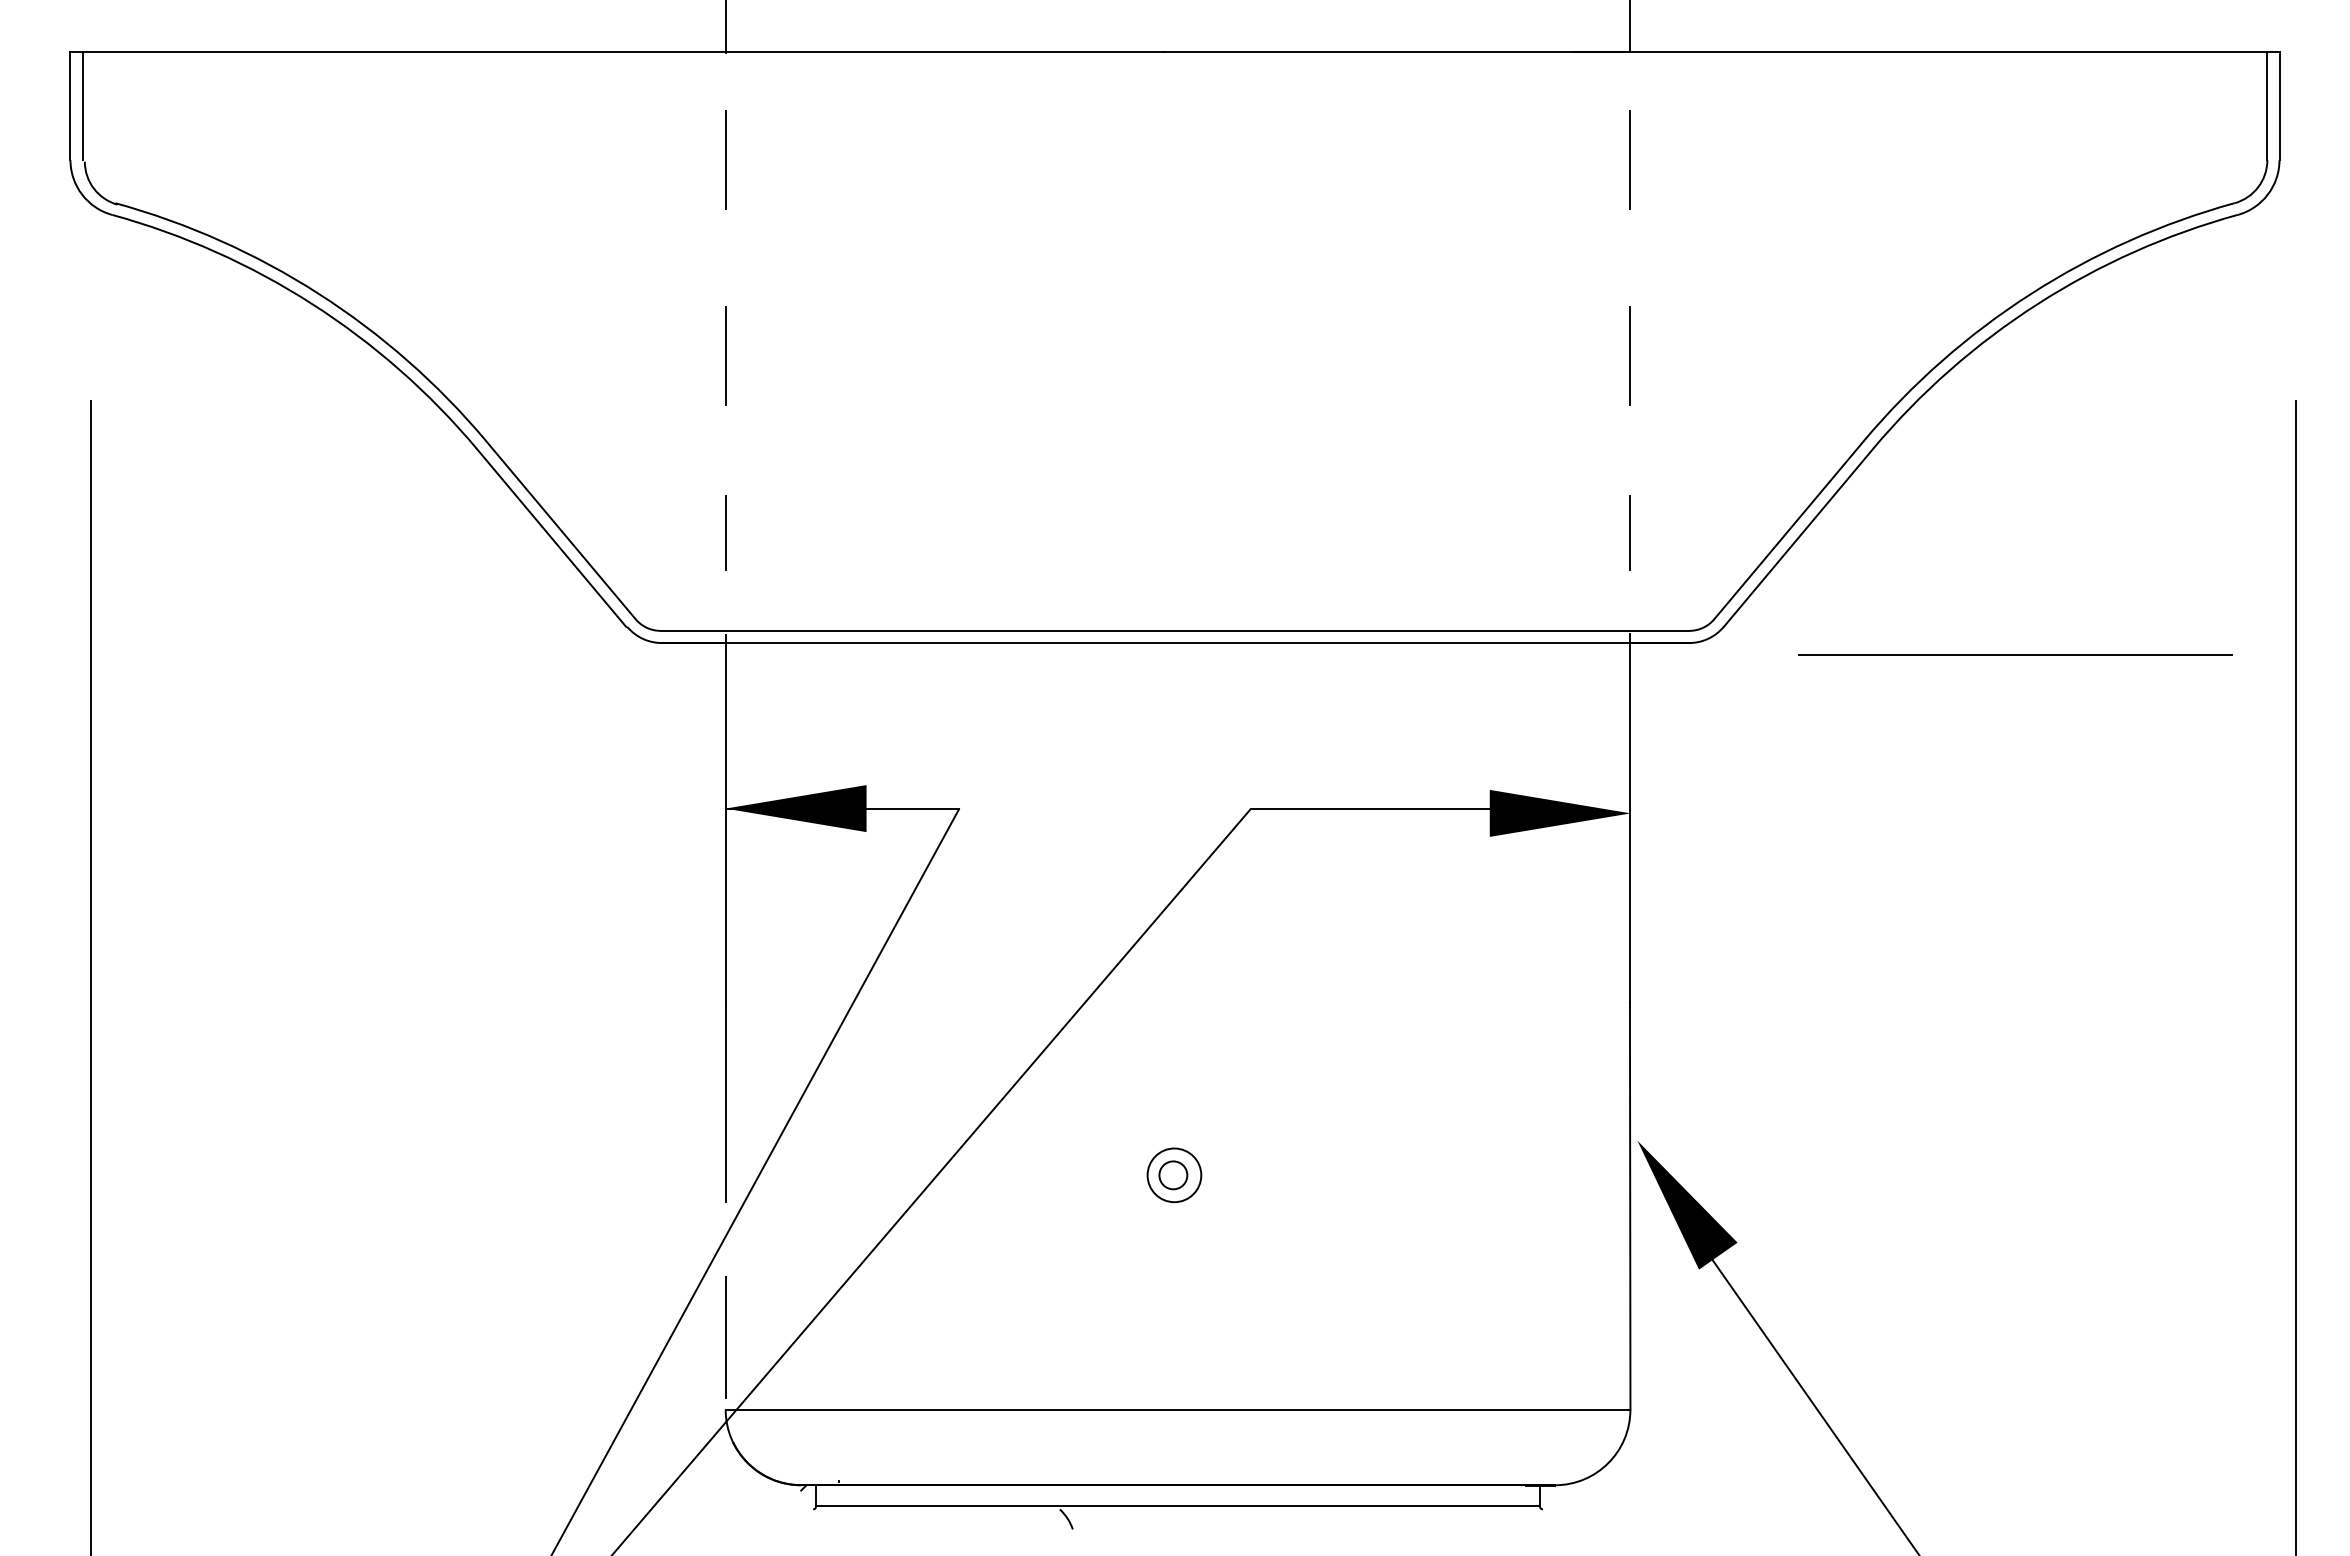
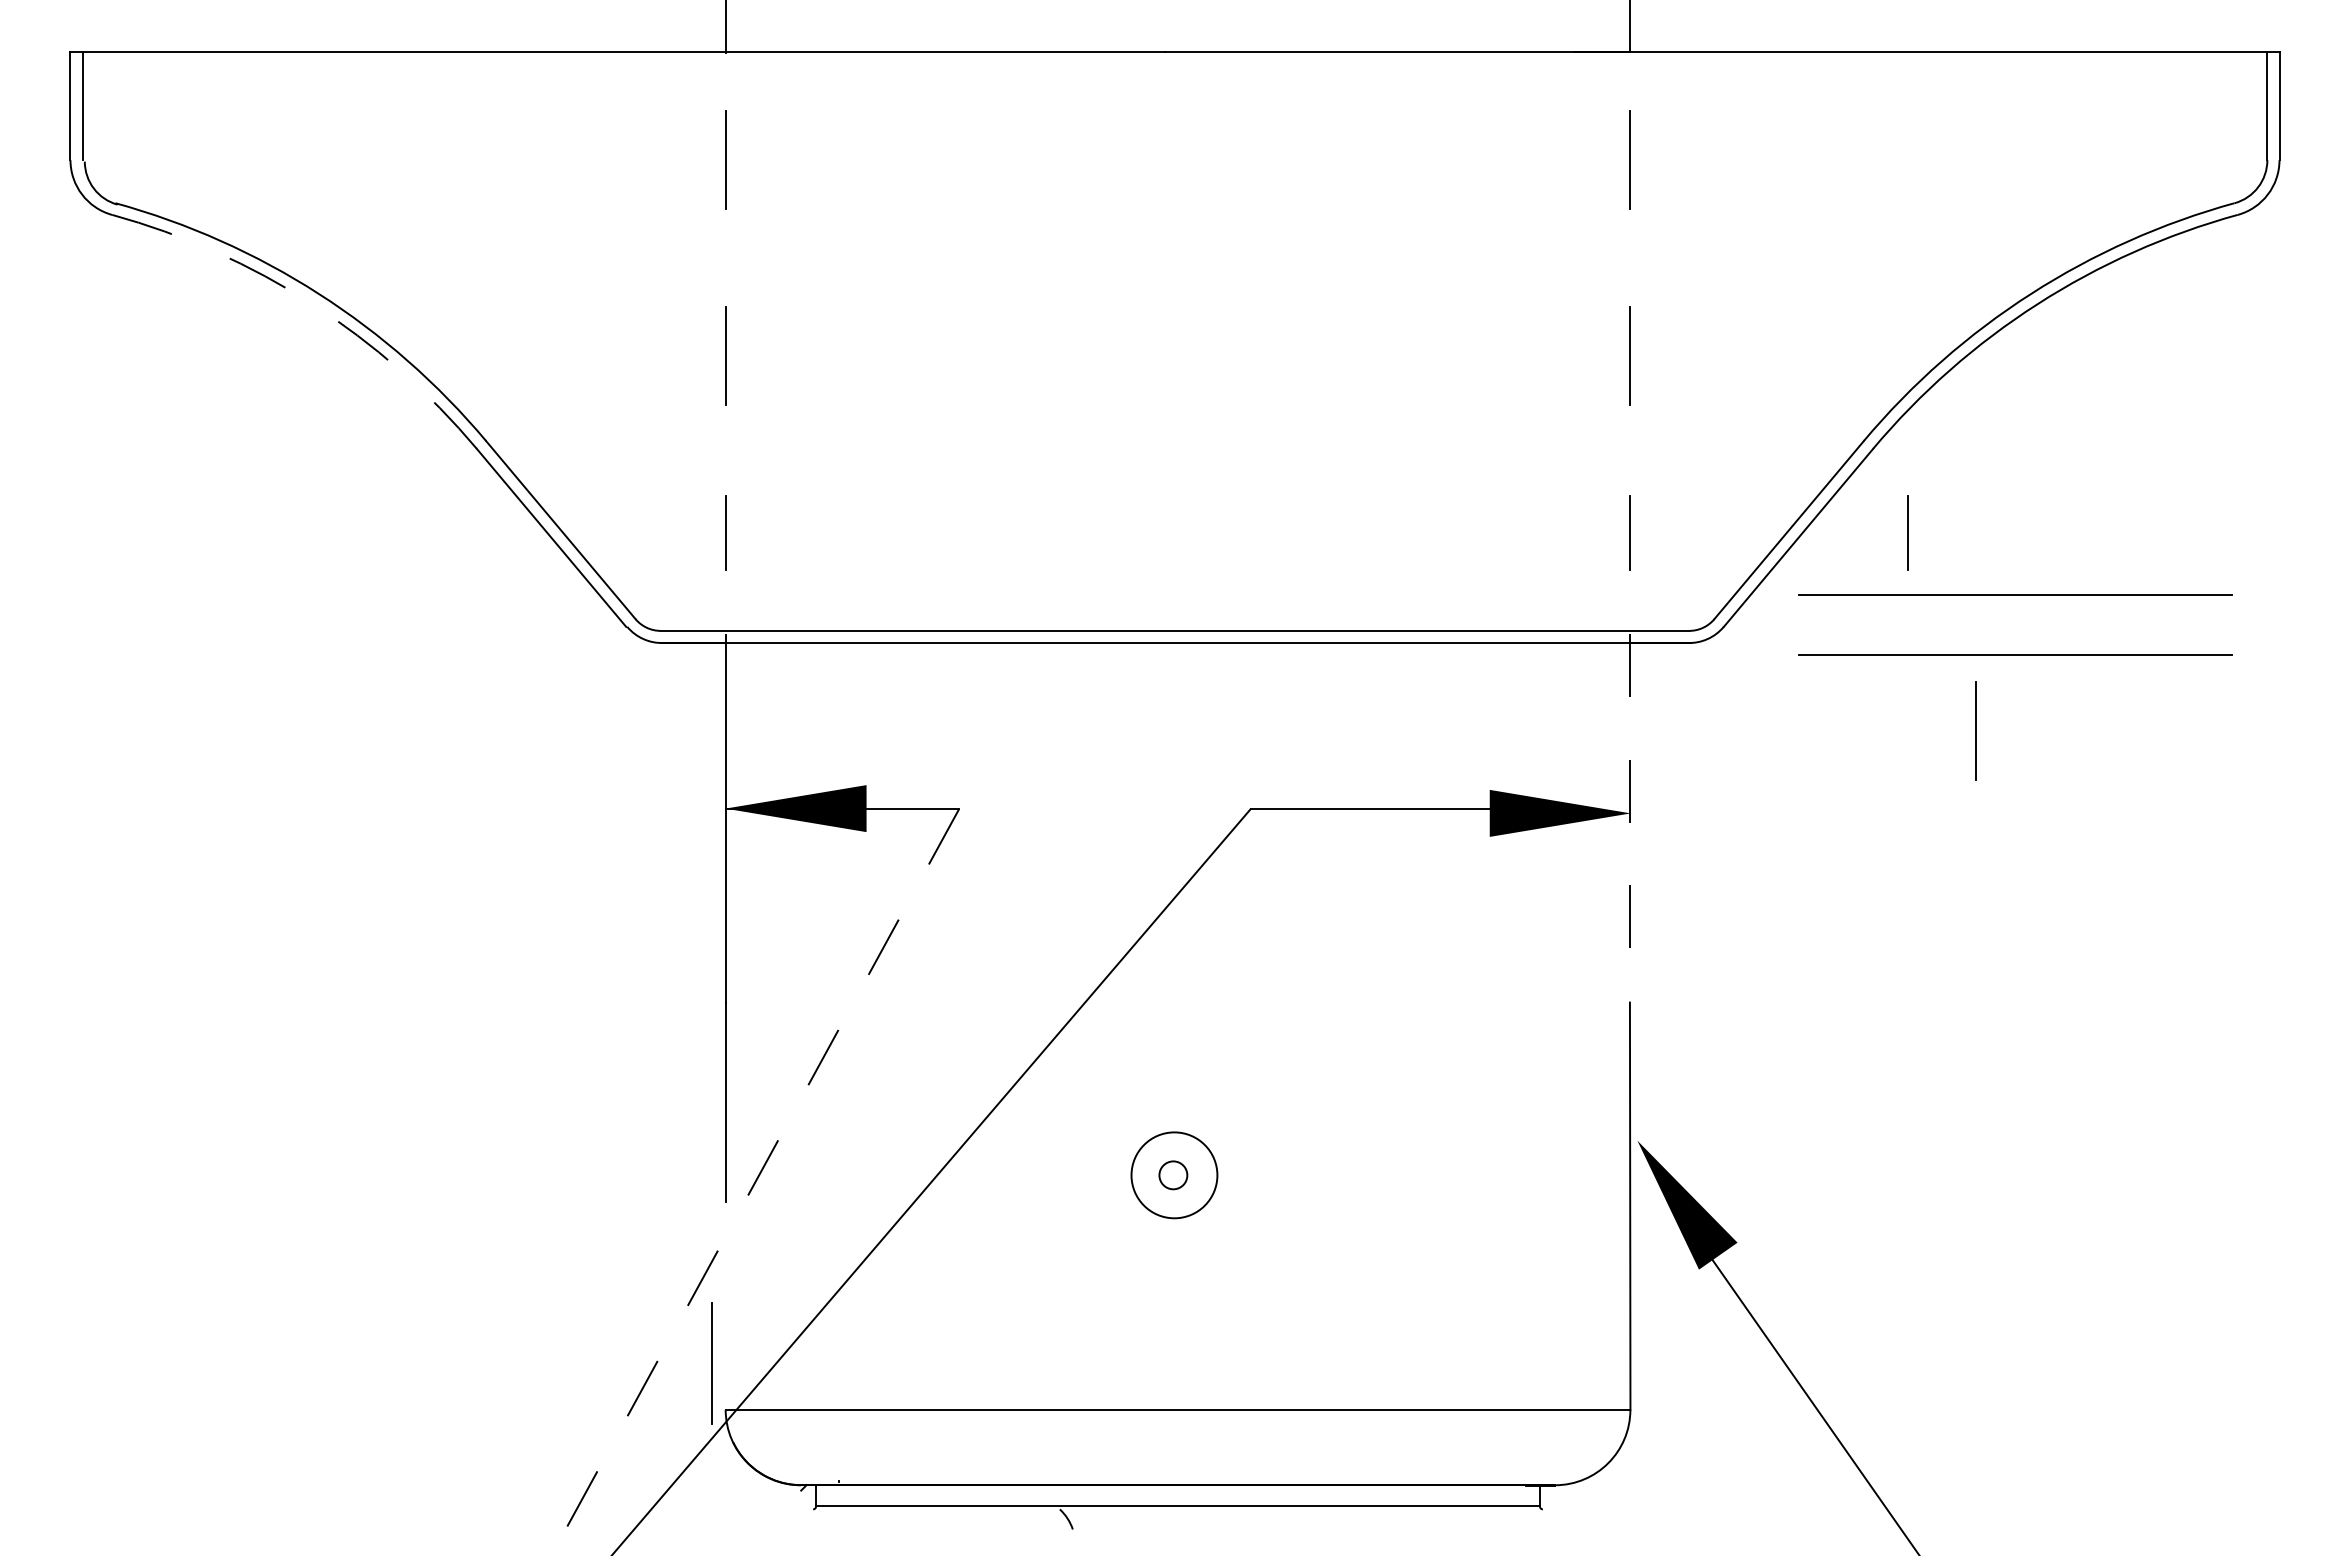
arc: solid -> dashed (312, 304)
line: none -> present (1907, 532)
line: none -> present (2015, 594)
line: none -> present (1975, 730)
line: solid -> dashed (1629, 818)
line: present -> none (91, 976)
line: present -> none (2295, 976)
circle diameter: 54 px -> 86 px (1174, 1175)
line: solid -> dashed (754, 1182)
line position: (725, 1337) -> (711, 1363) (711, 1363)
